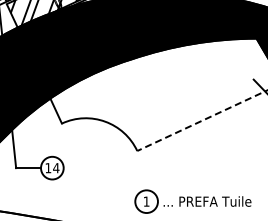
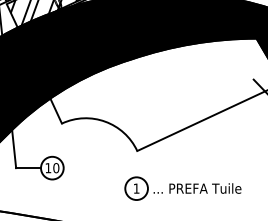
line: dashed -> solid (202, 120)
text: 14 -> 10 (56, 168)
part position: (192, 201) -> (182, 188) (182, 188)
